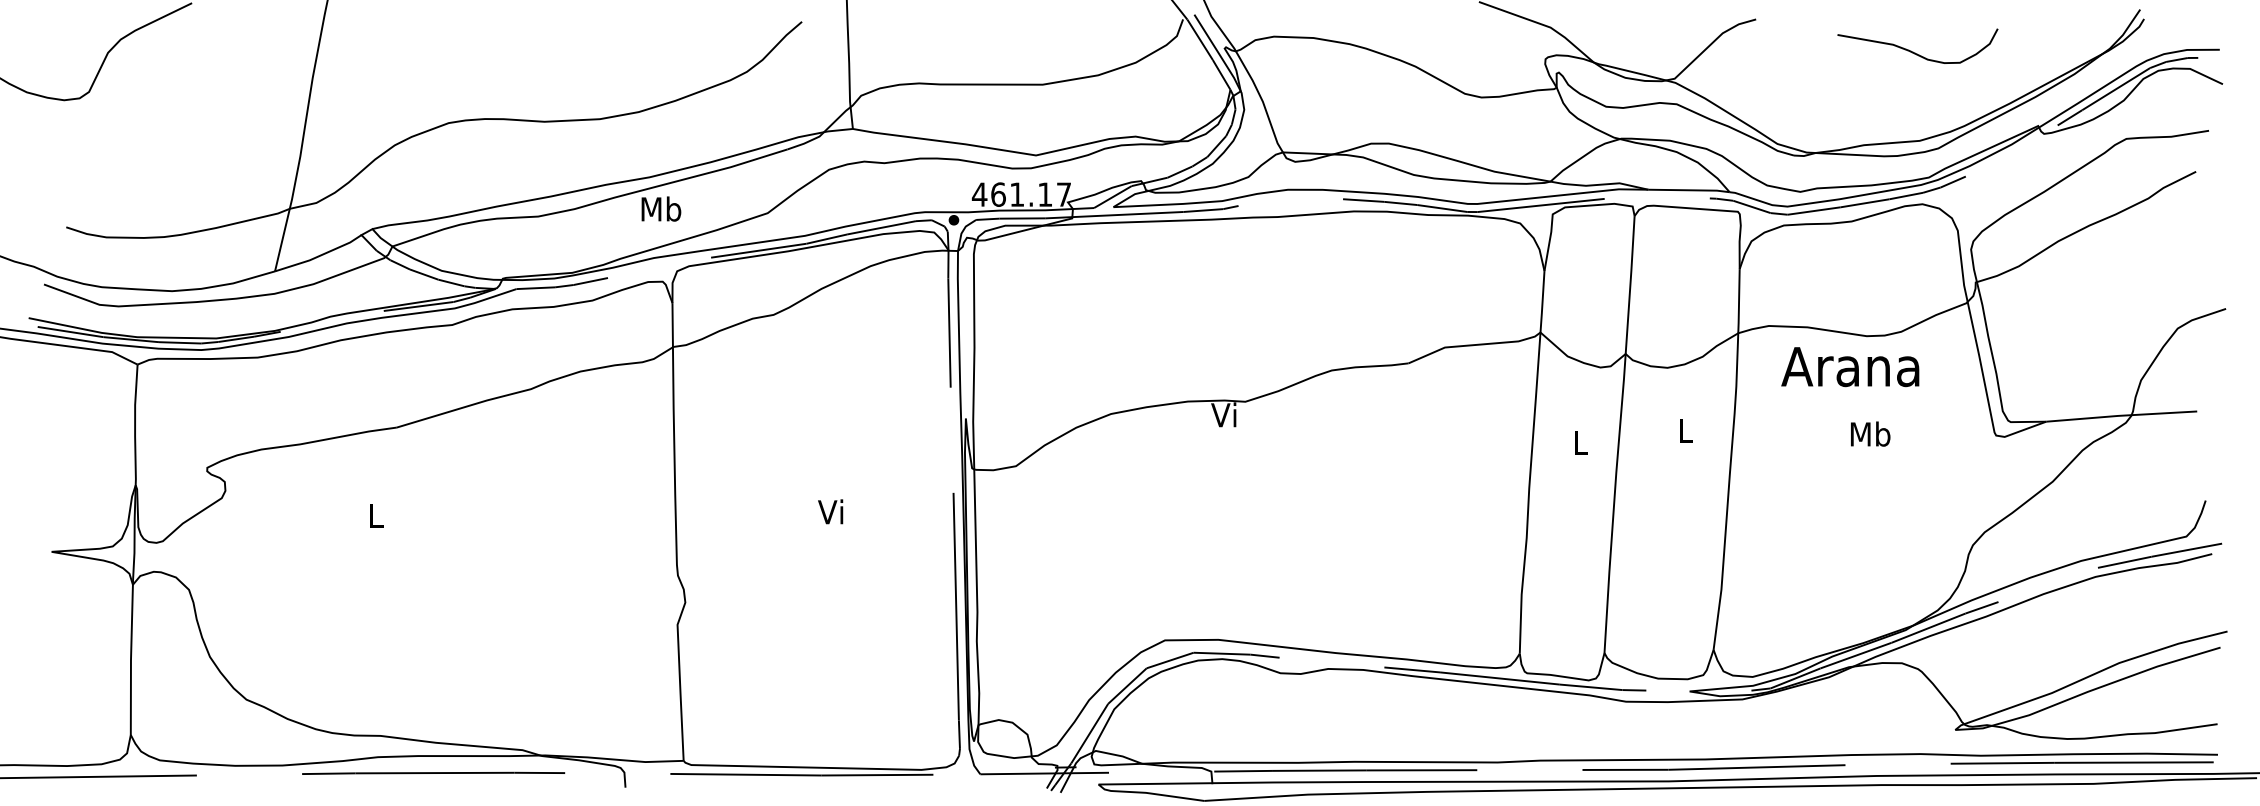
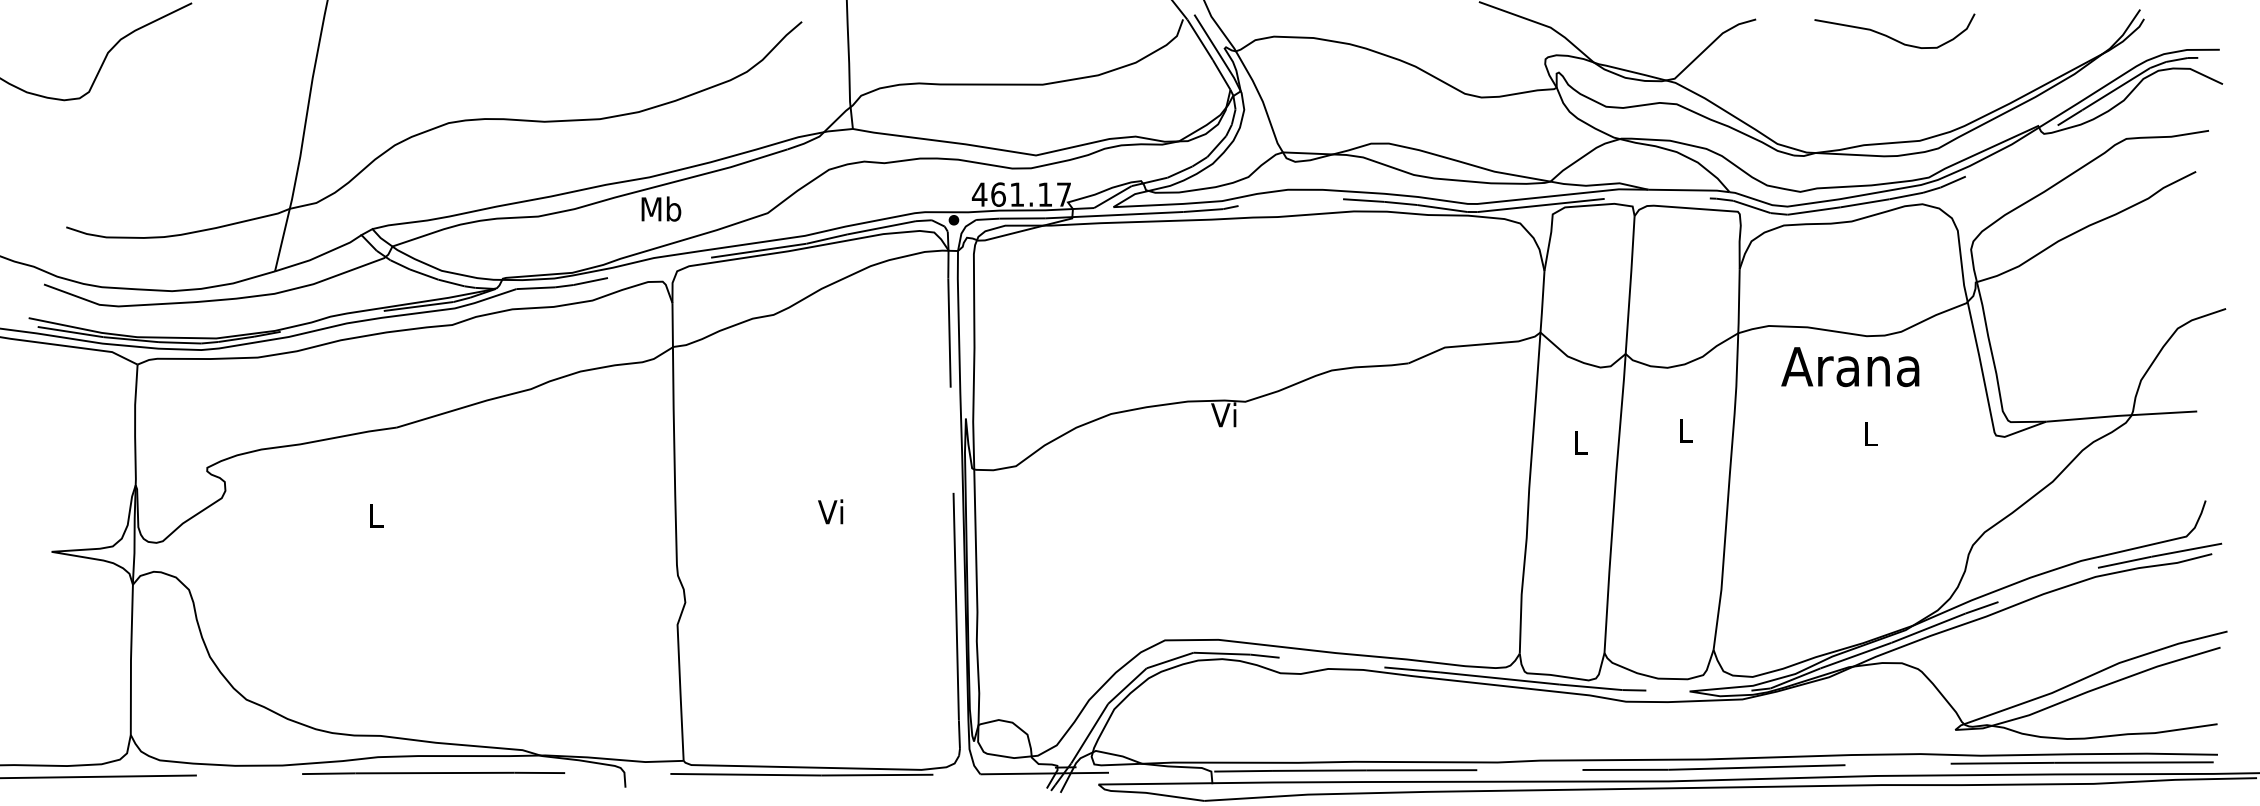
curve position: (1913, 51) -> (1890, 36) (1890, 36)
text: Mb -> L (1870, 433)
